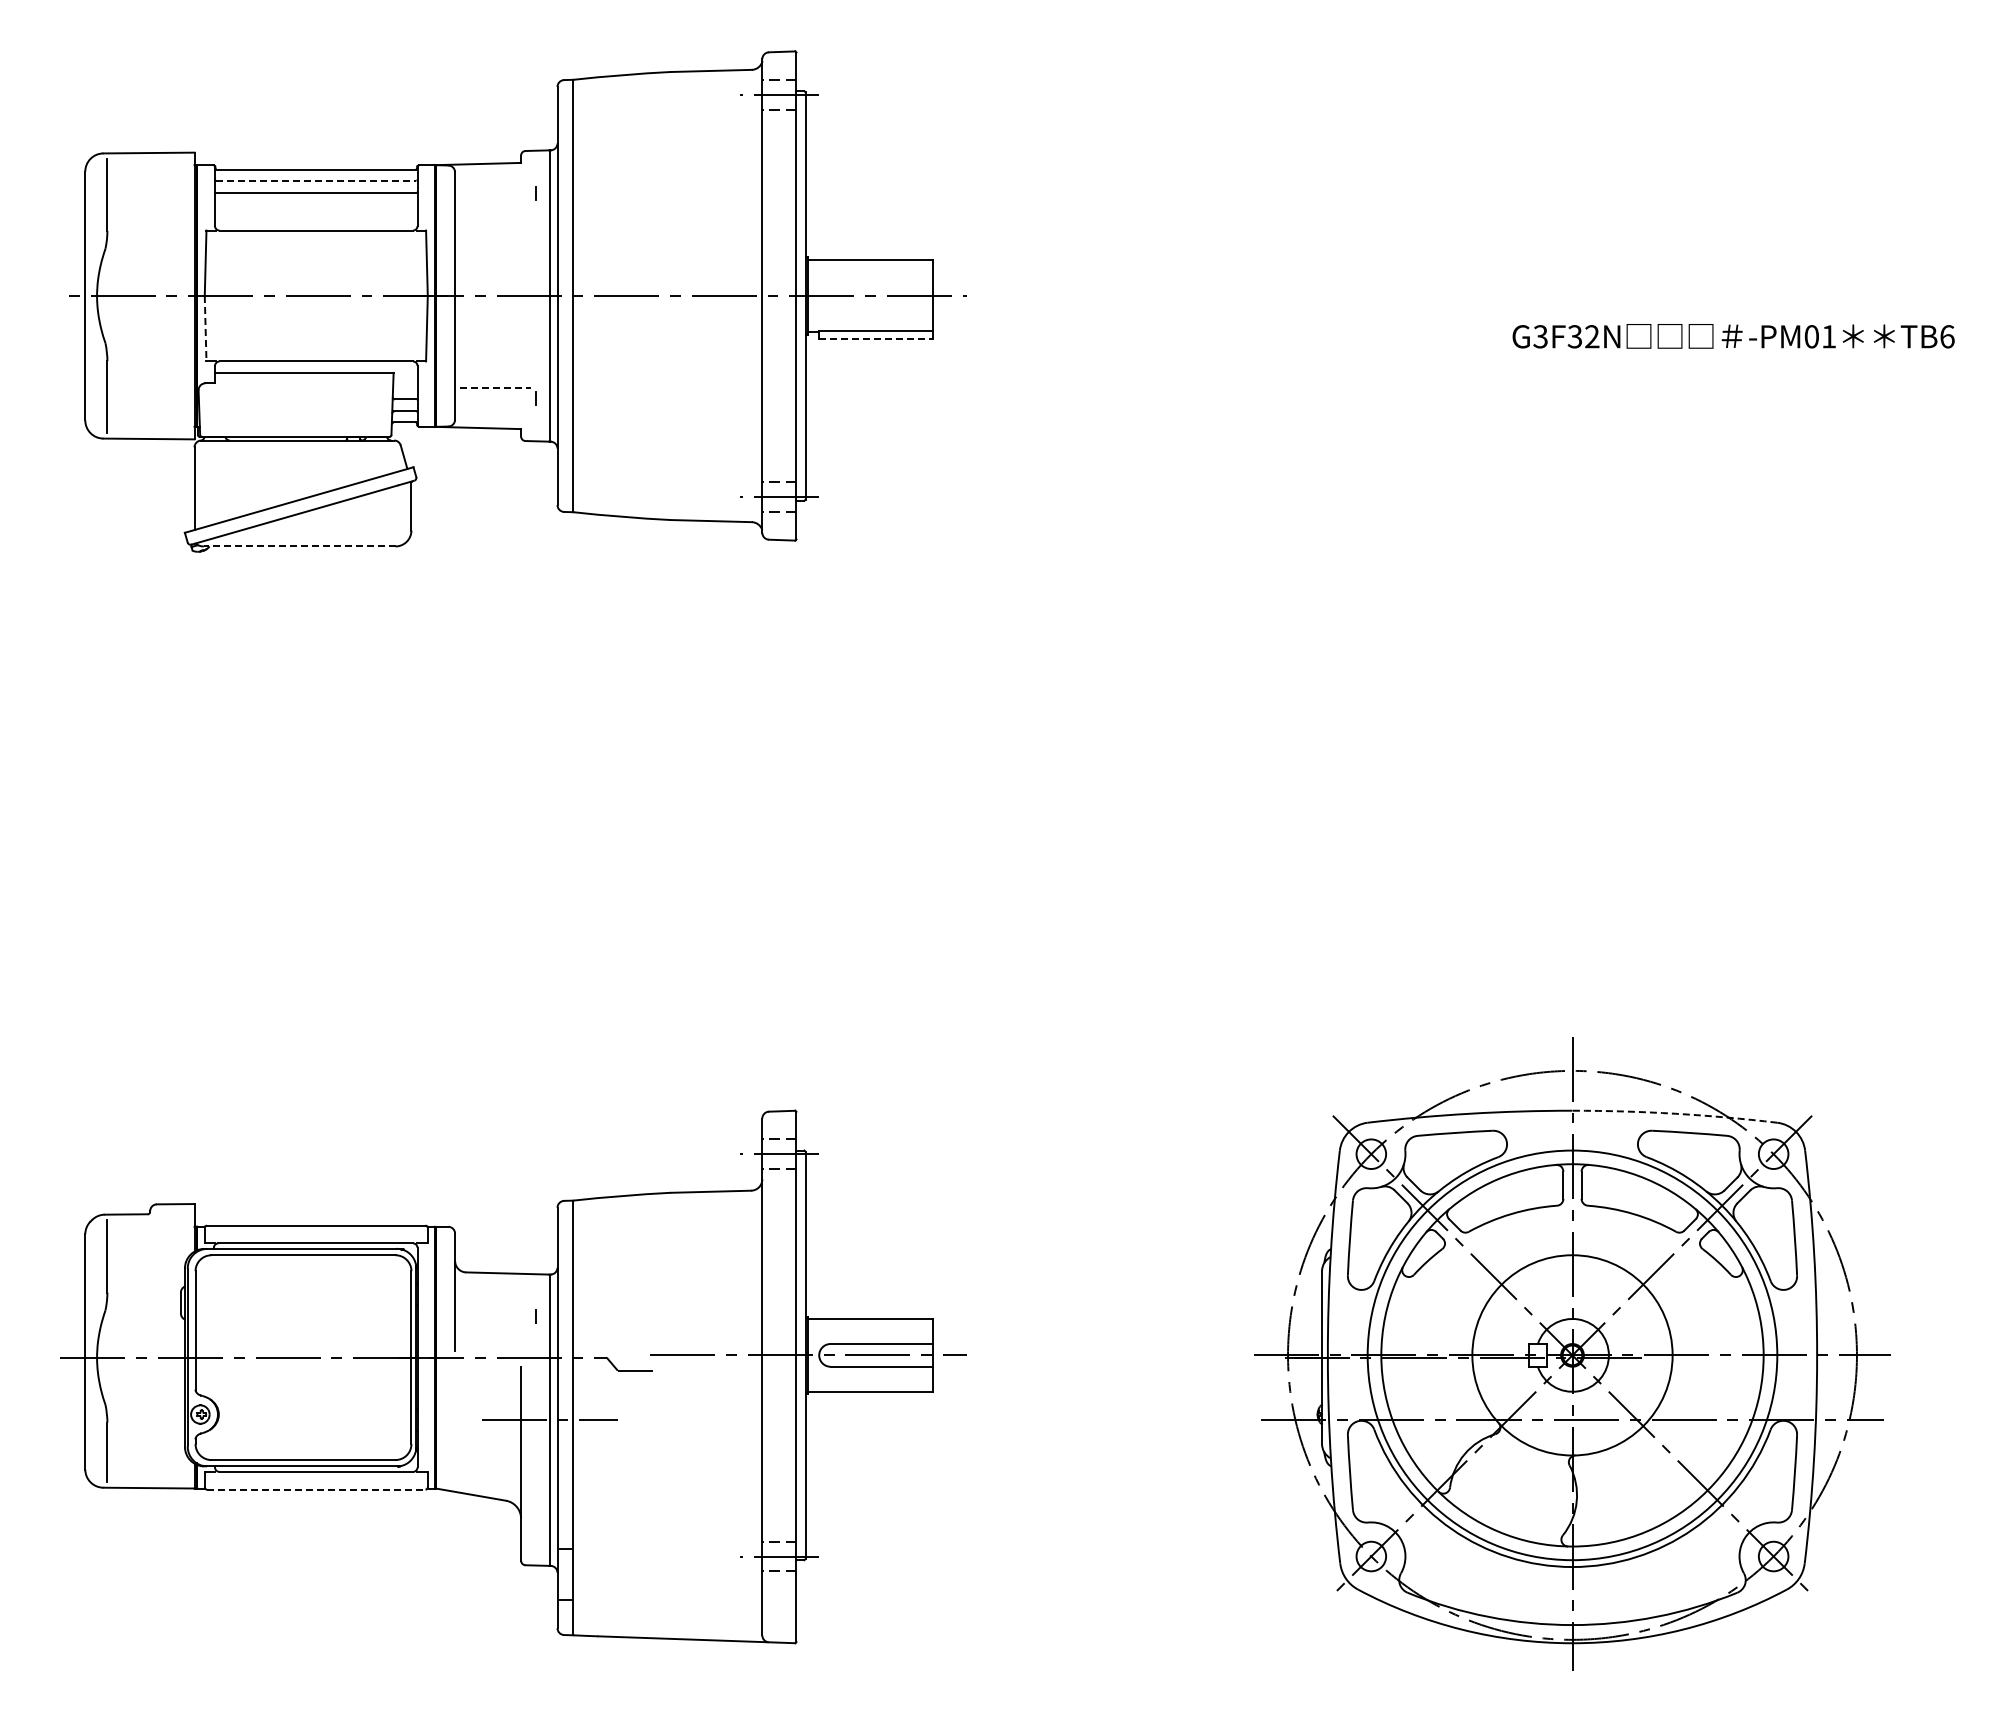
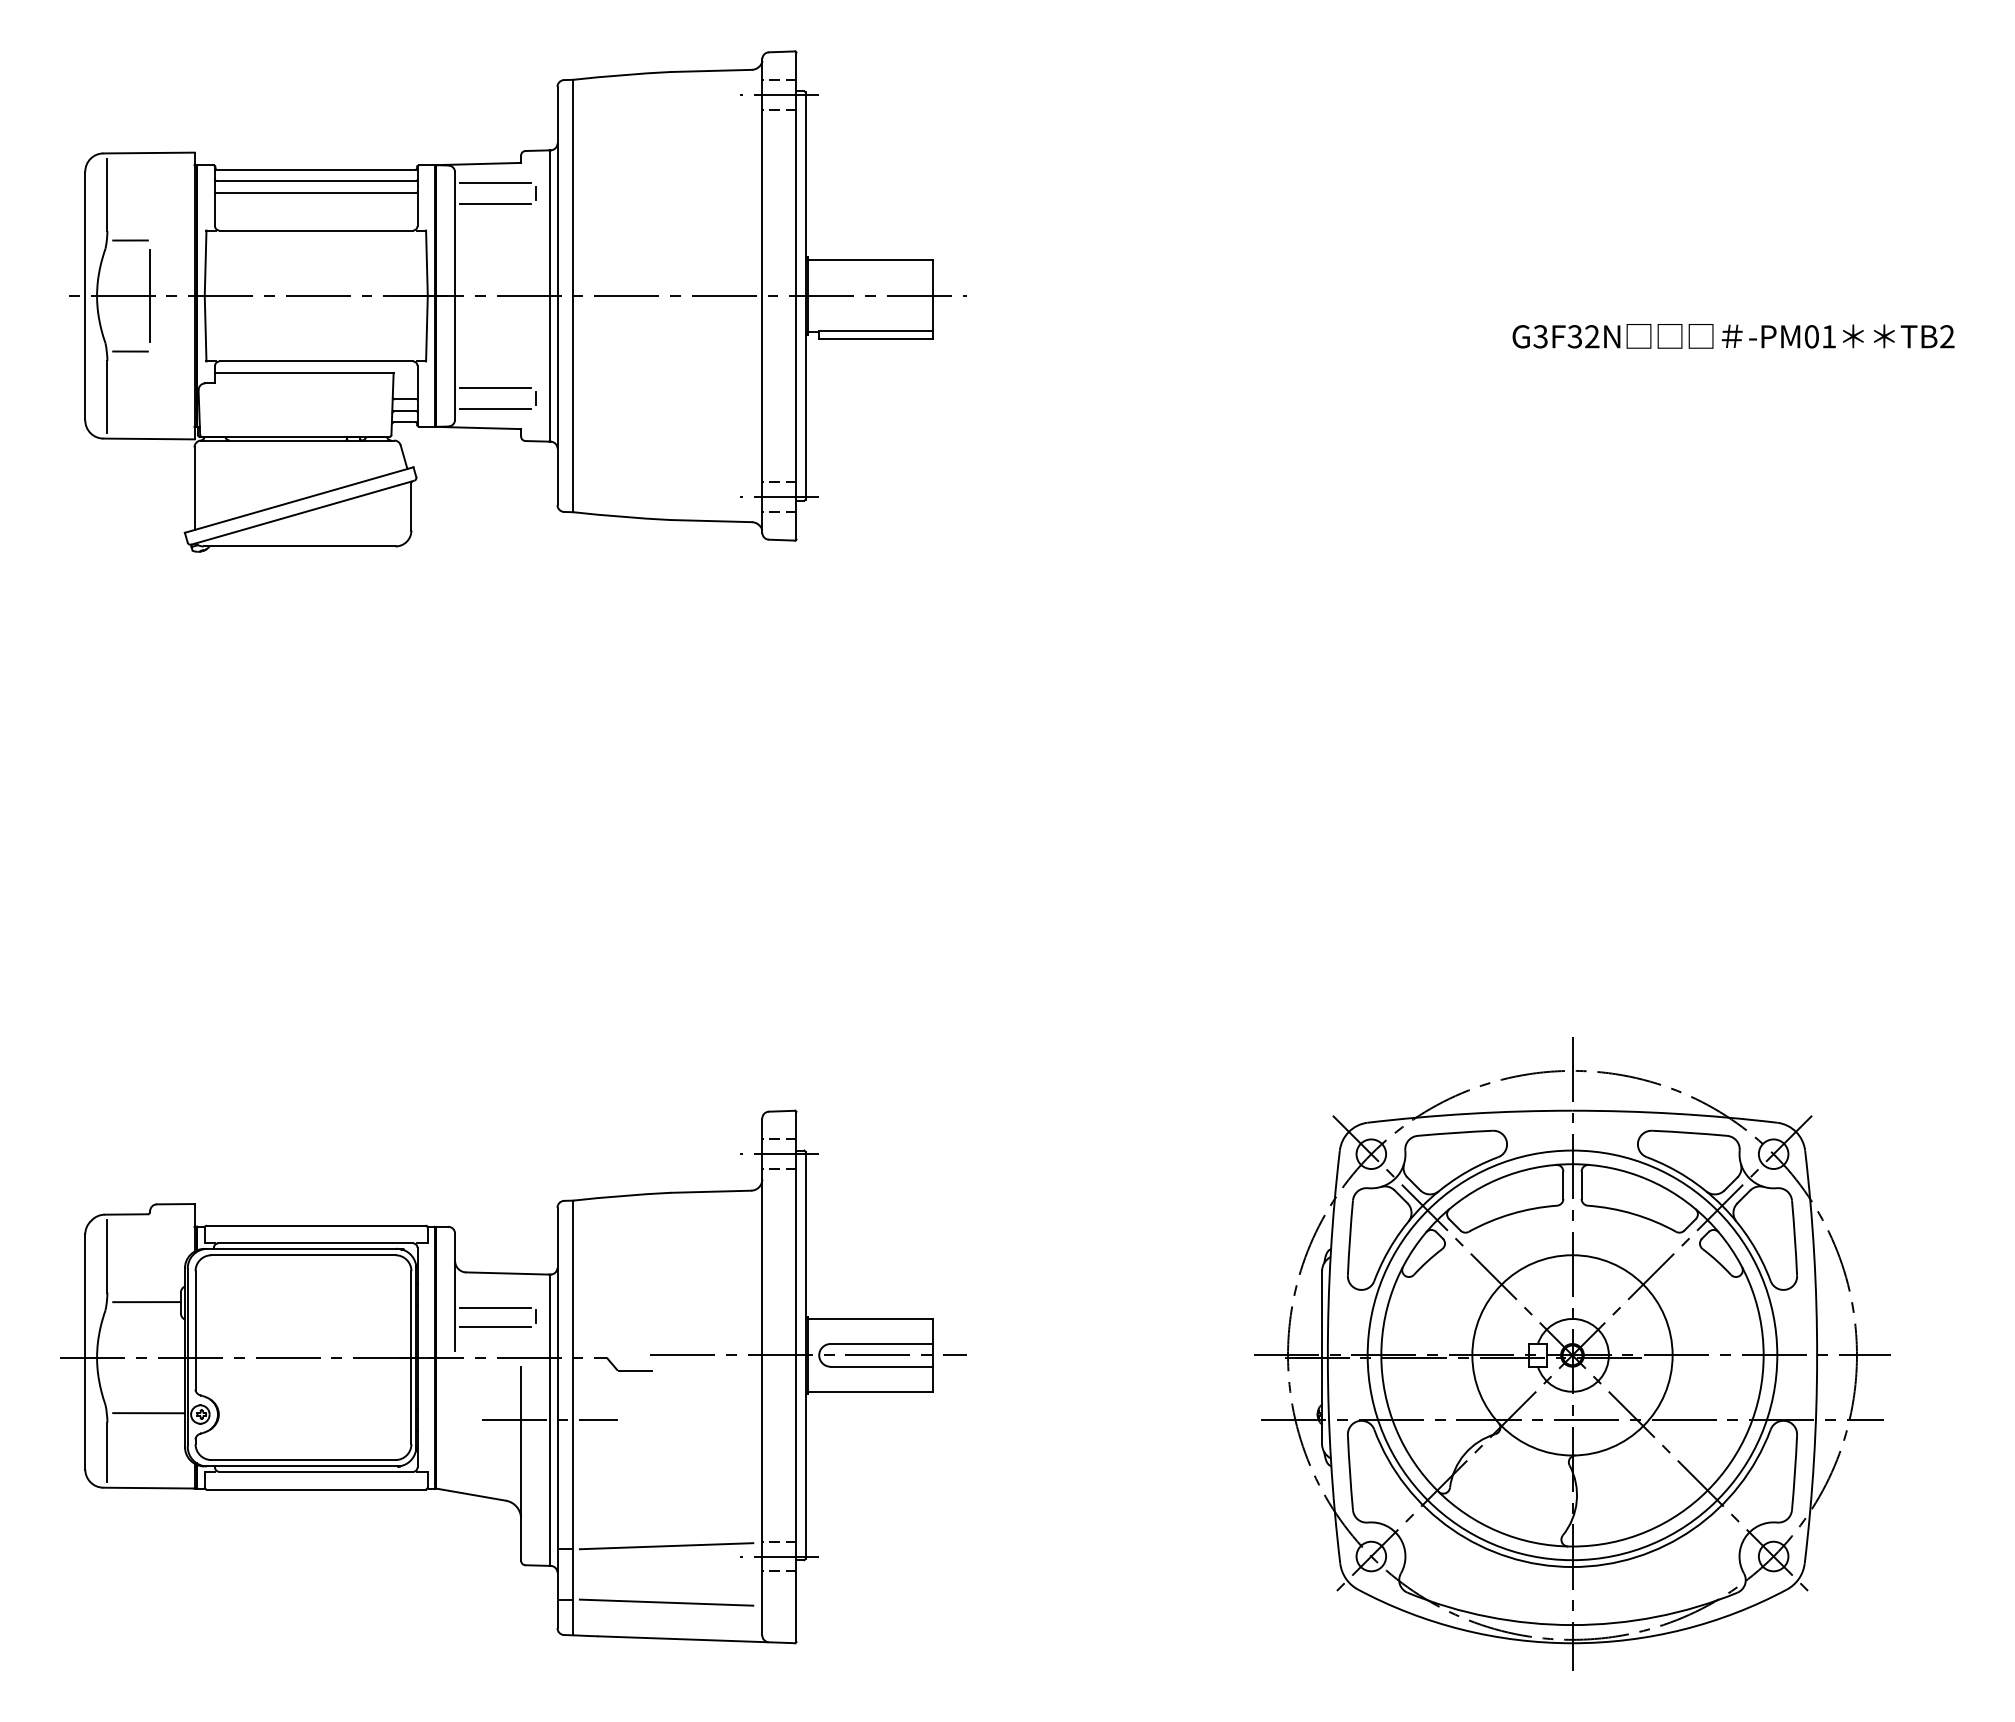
line: dashed -> solid (316, 180)
line: none -> present (495, 183)
line: none -> present (495, 203)
line: none -> present (130, 240)
line: none -> present (150, 295)
line: dashed -> solid (205, 328)
text: TB6 -> TB2 (1947, 336)
line: dashed -> solid (876, 339)
line: none -> present (130, 351)
line: dashed -> solid (495, 388)
line: none -> present (495, 408)
line: dashed -> solid (299, 546)
arc: dashed -> solid (1675, 1113)
line: none -> present (146, 1302)
line: none -> present (495, 1307)
line: none -> present (495, 1326)
line: none -> present (148, 1413)
line: dashed -> solid (316, 1489)
line: none -> present (666, 1546)
line: none -> present (666, 1602)
